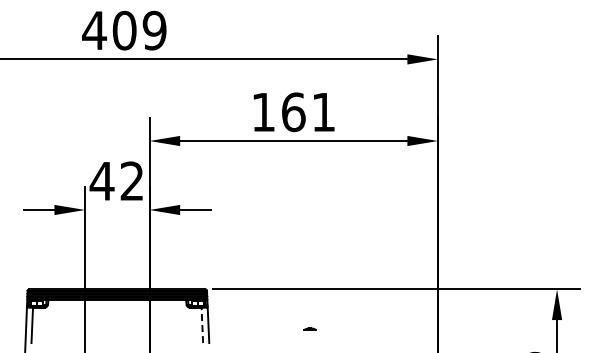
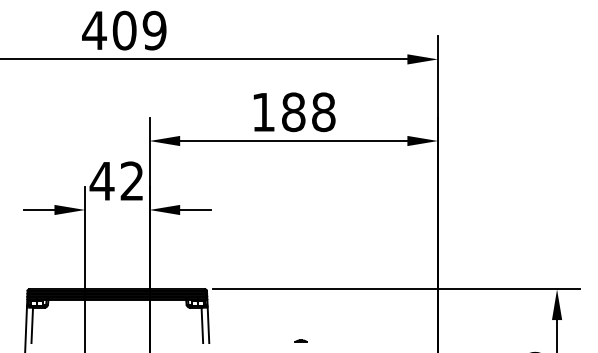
text: 161 -> 188 (308, 112)
line: dashed -> solid (202, 325)
part position: (309, 328) -> (300, 340) (300, 340)
